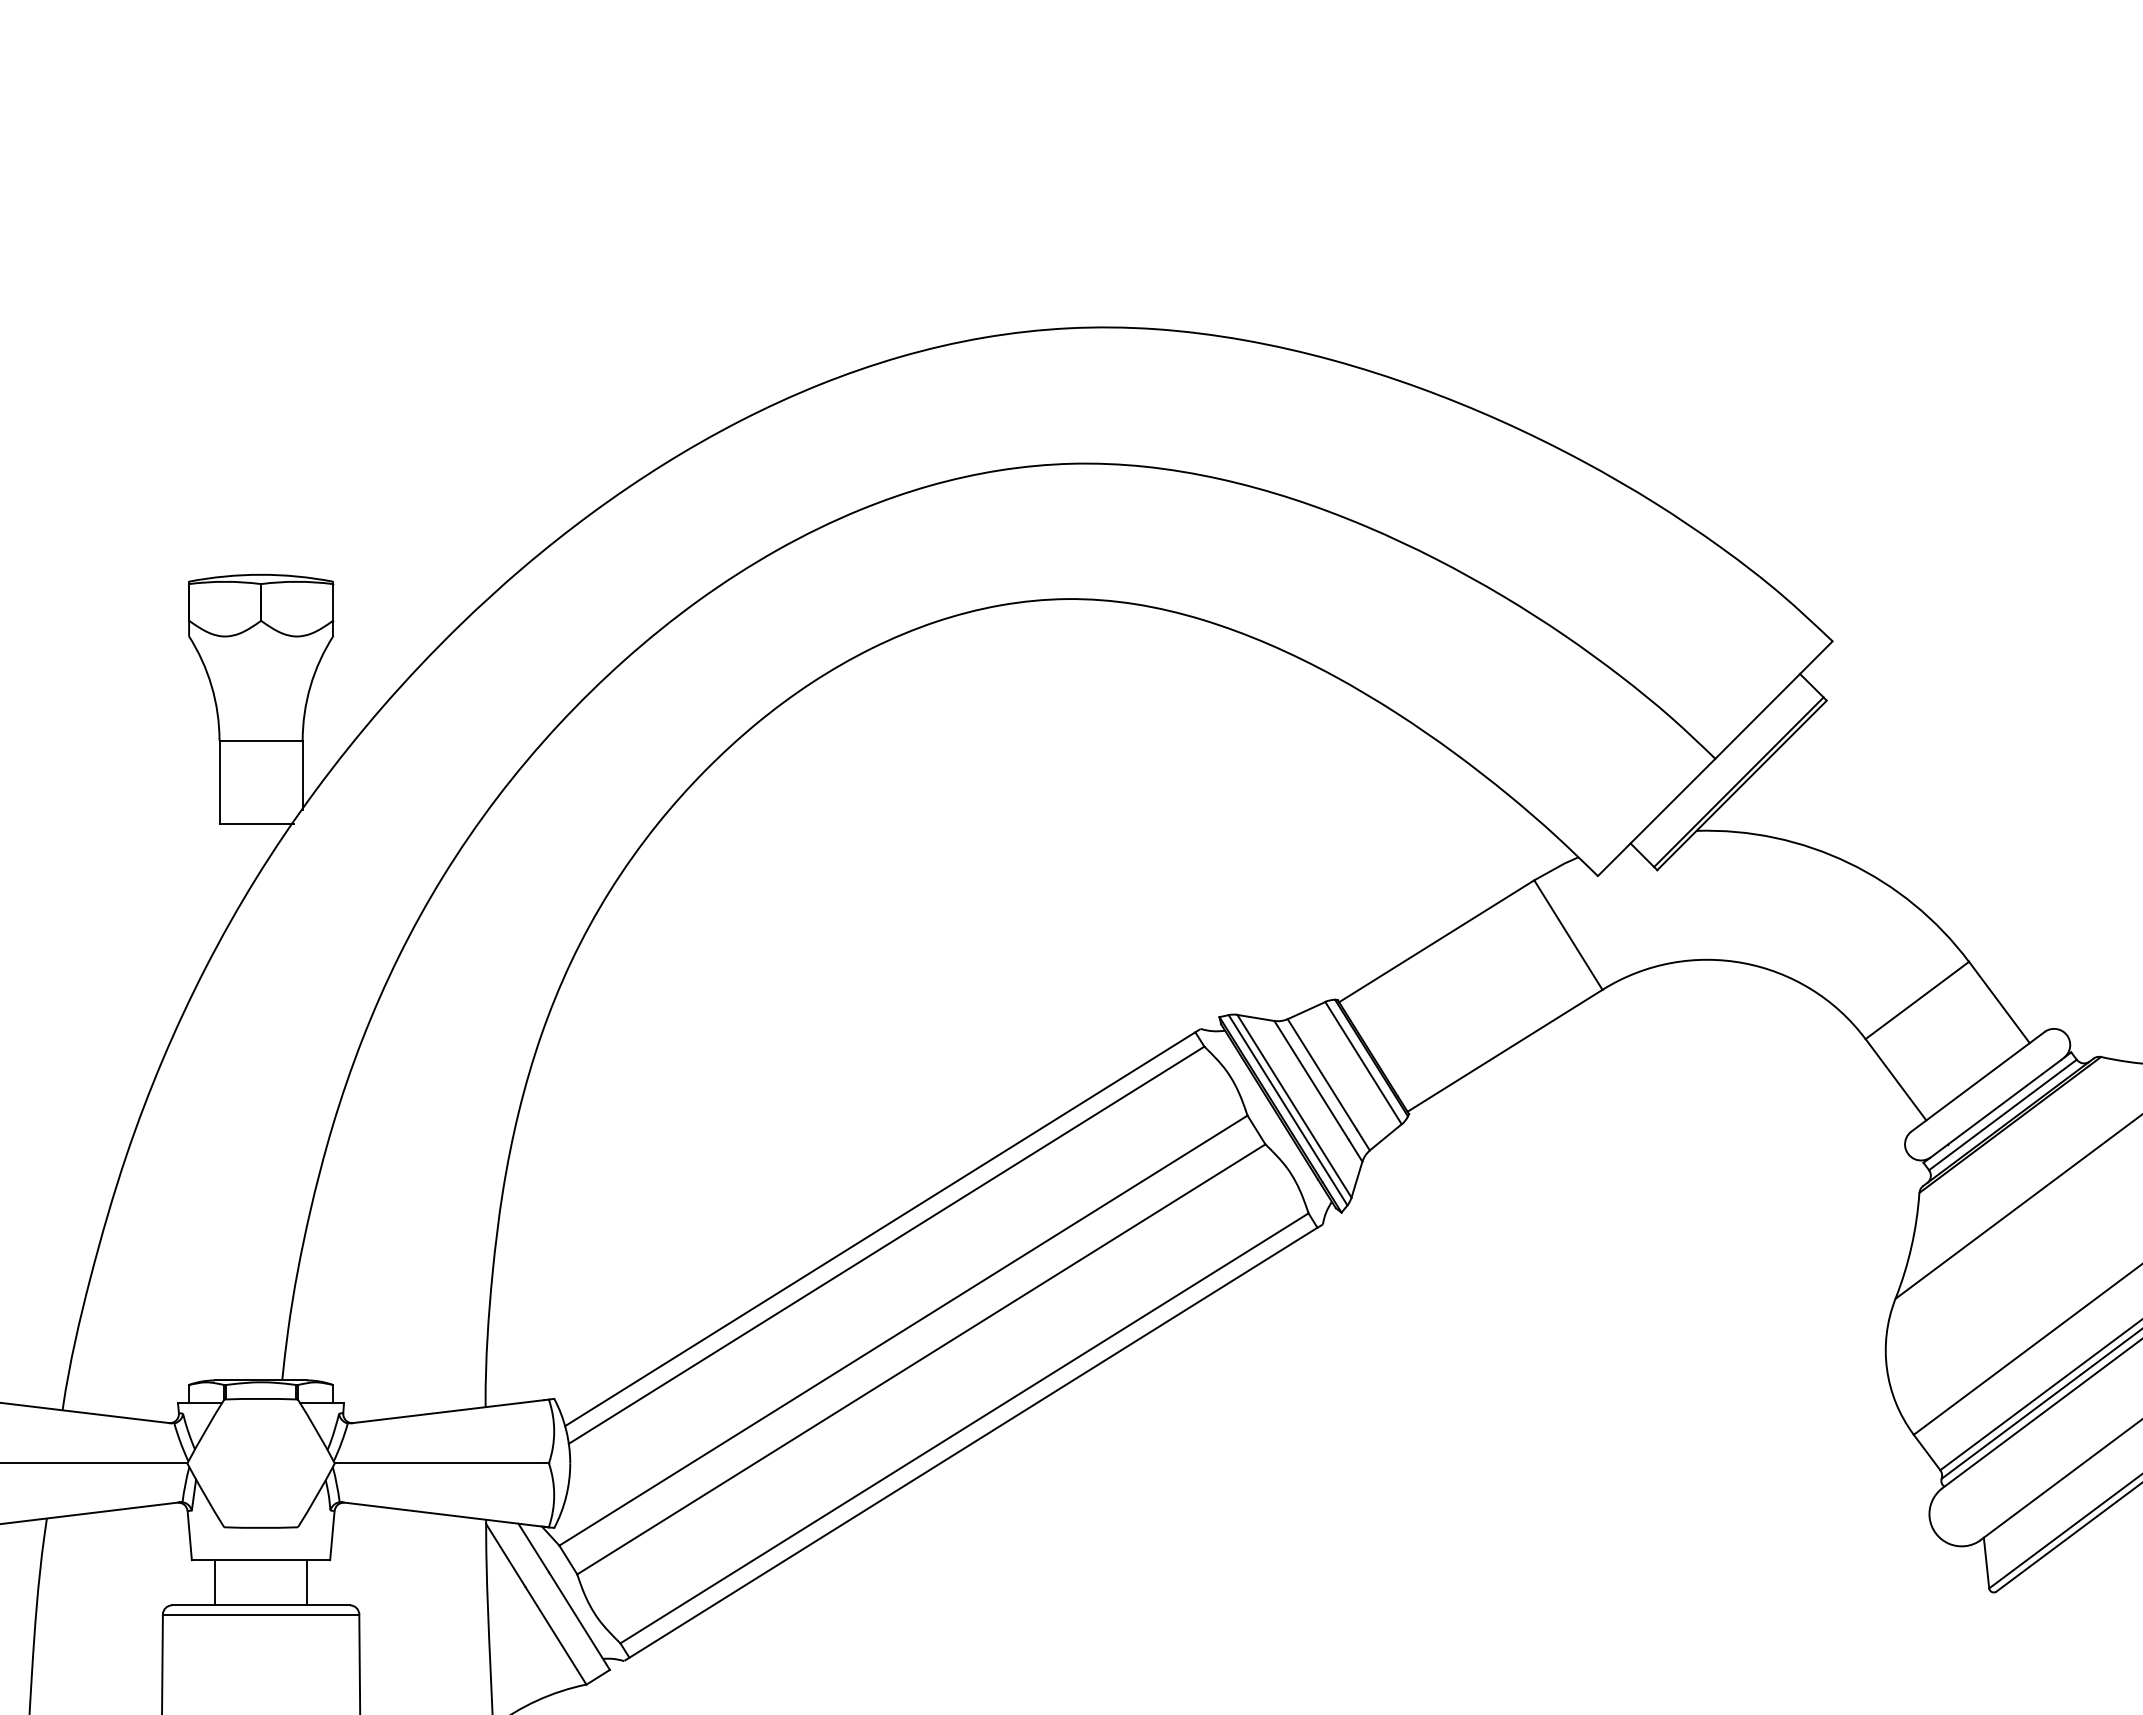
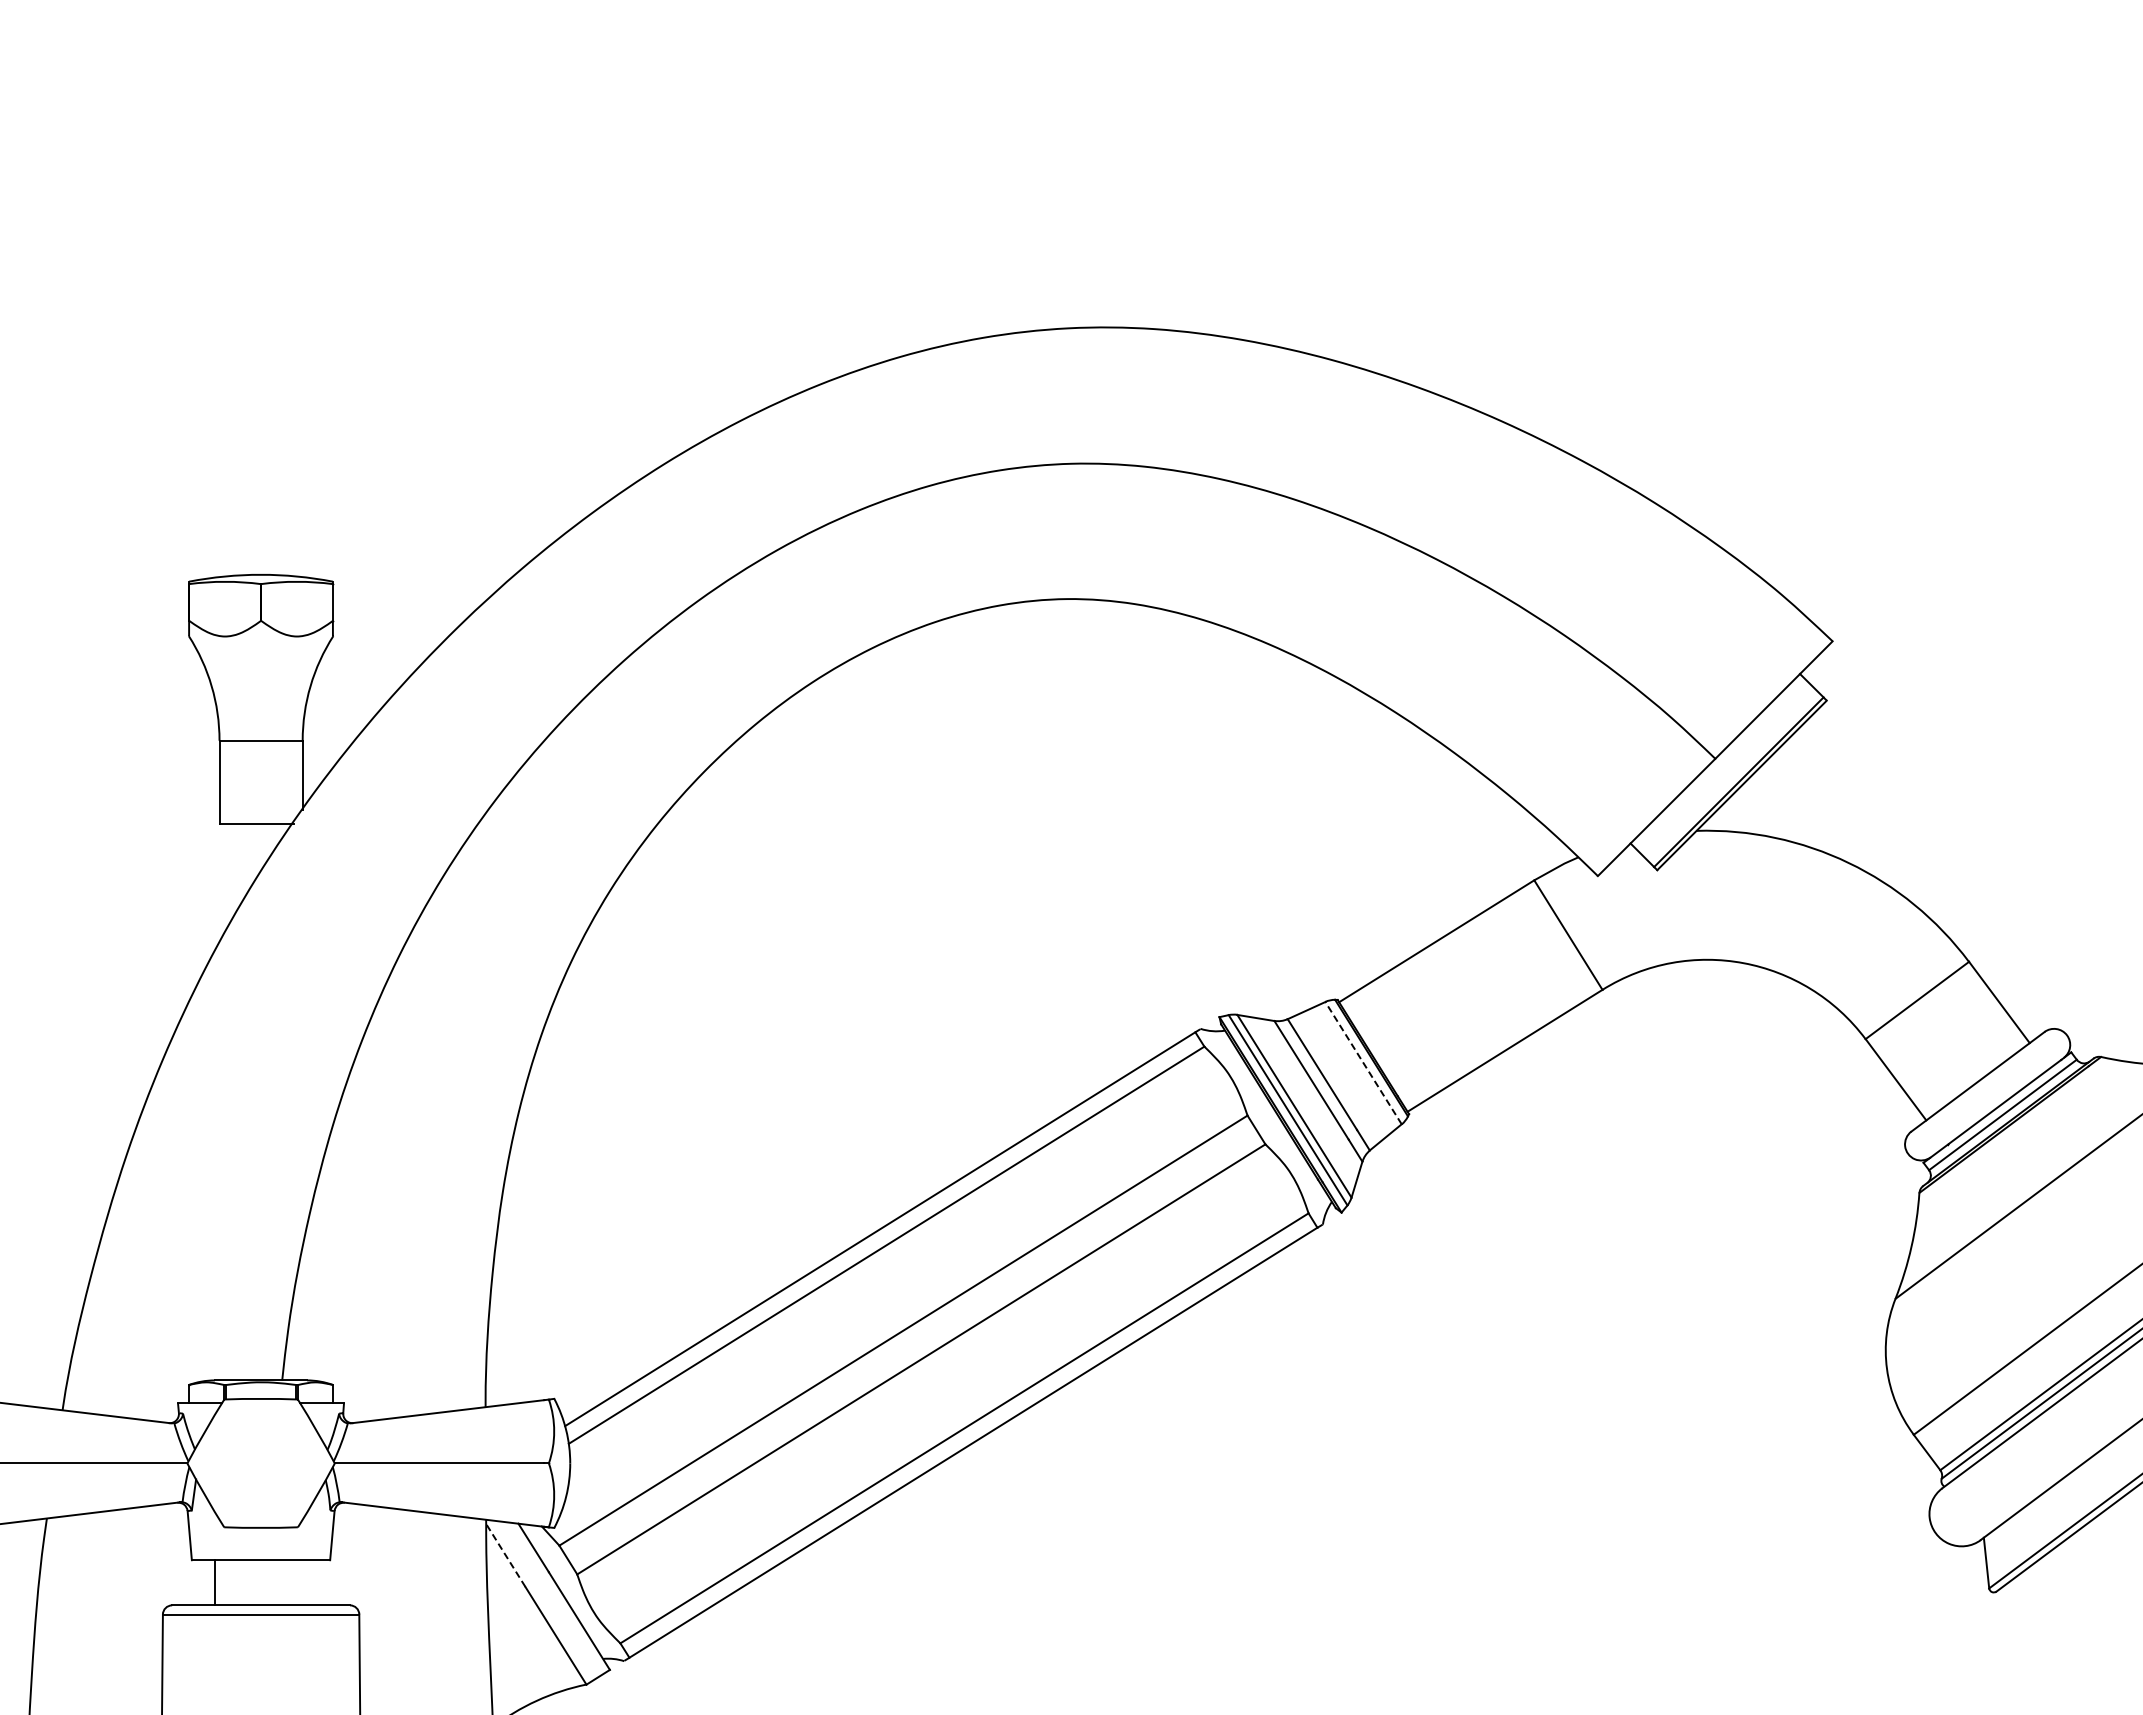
line: solid -> dashed (1363, 1062)
line: solid -> dashed (505, 1554)
line: present -> none (307, 1582)
